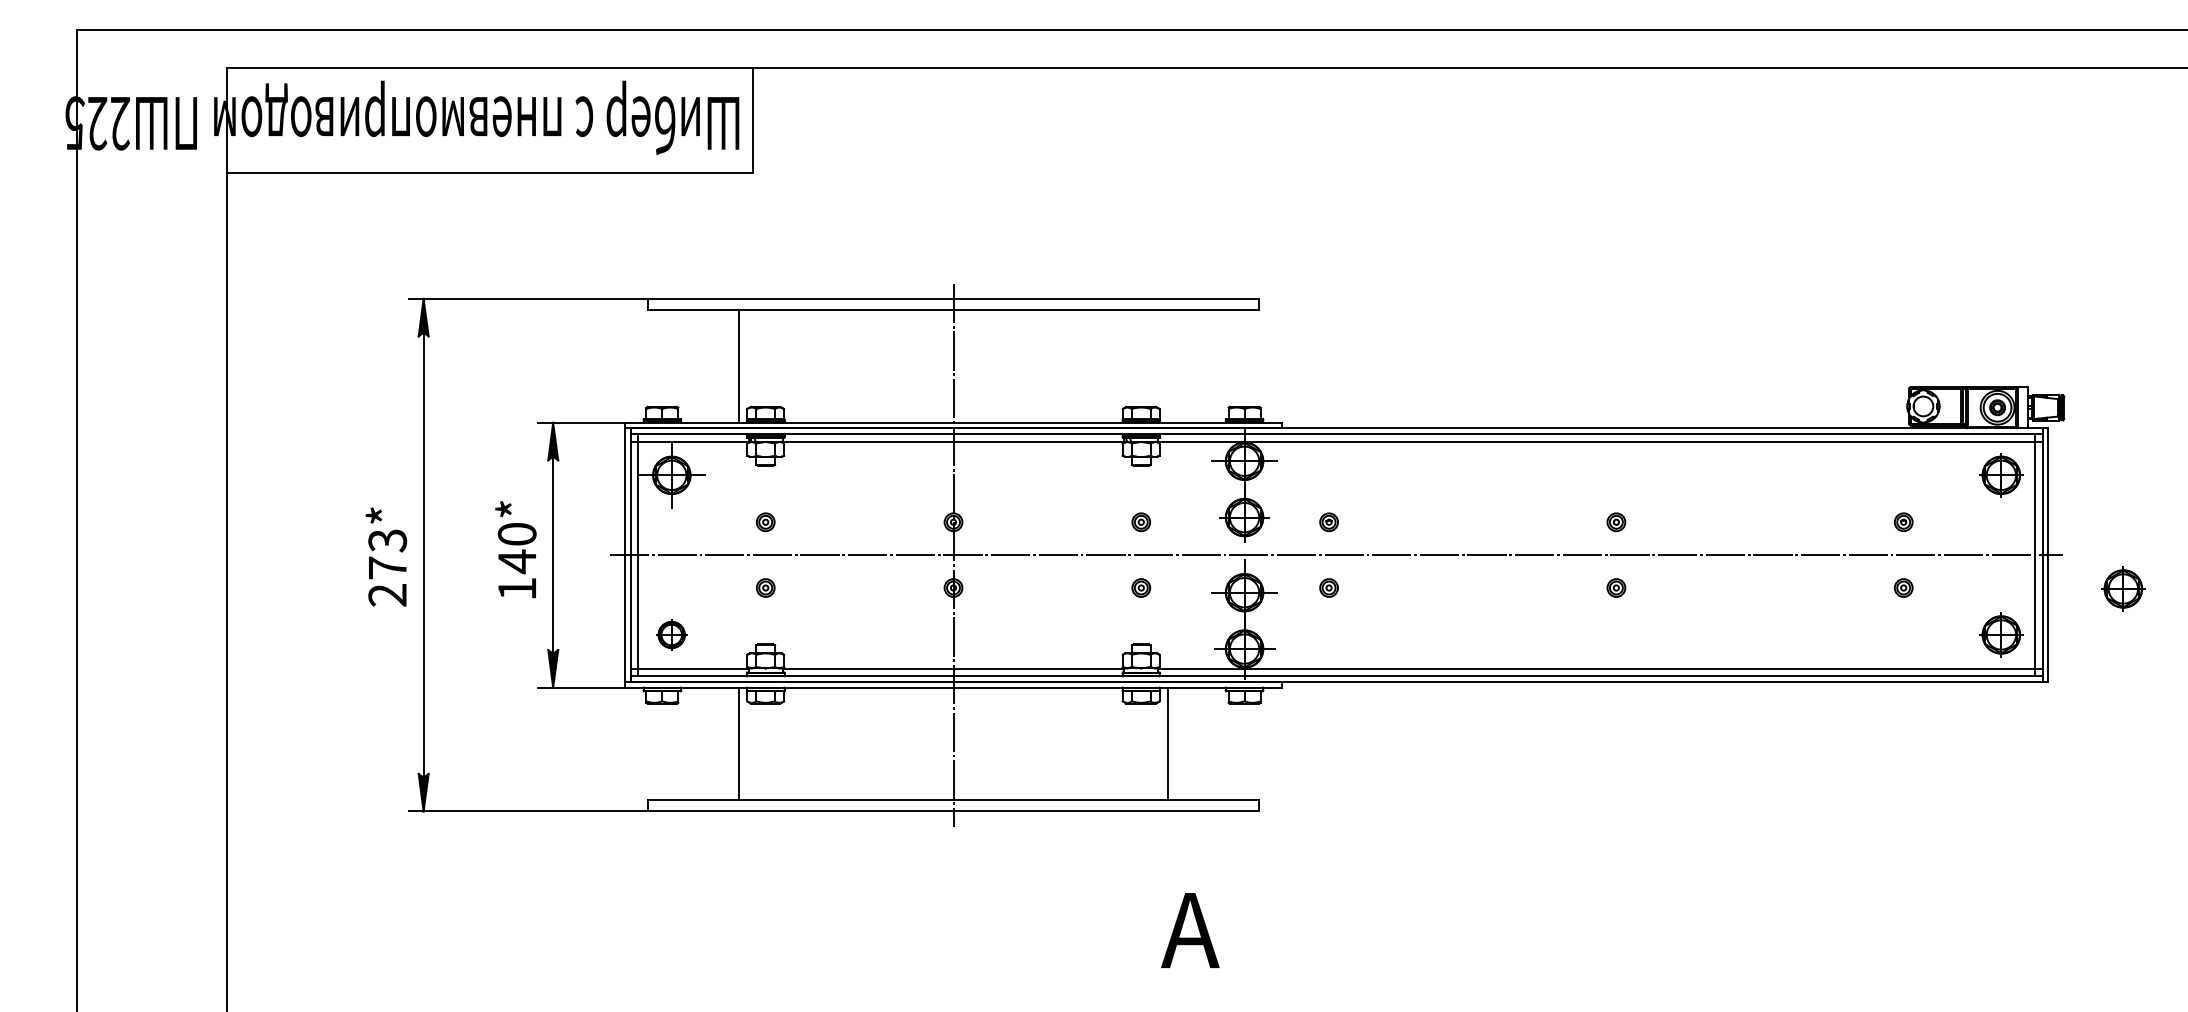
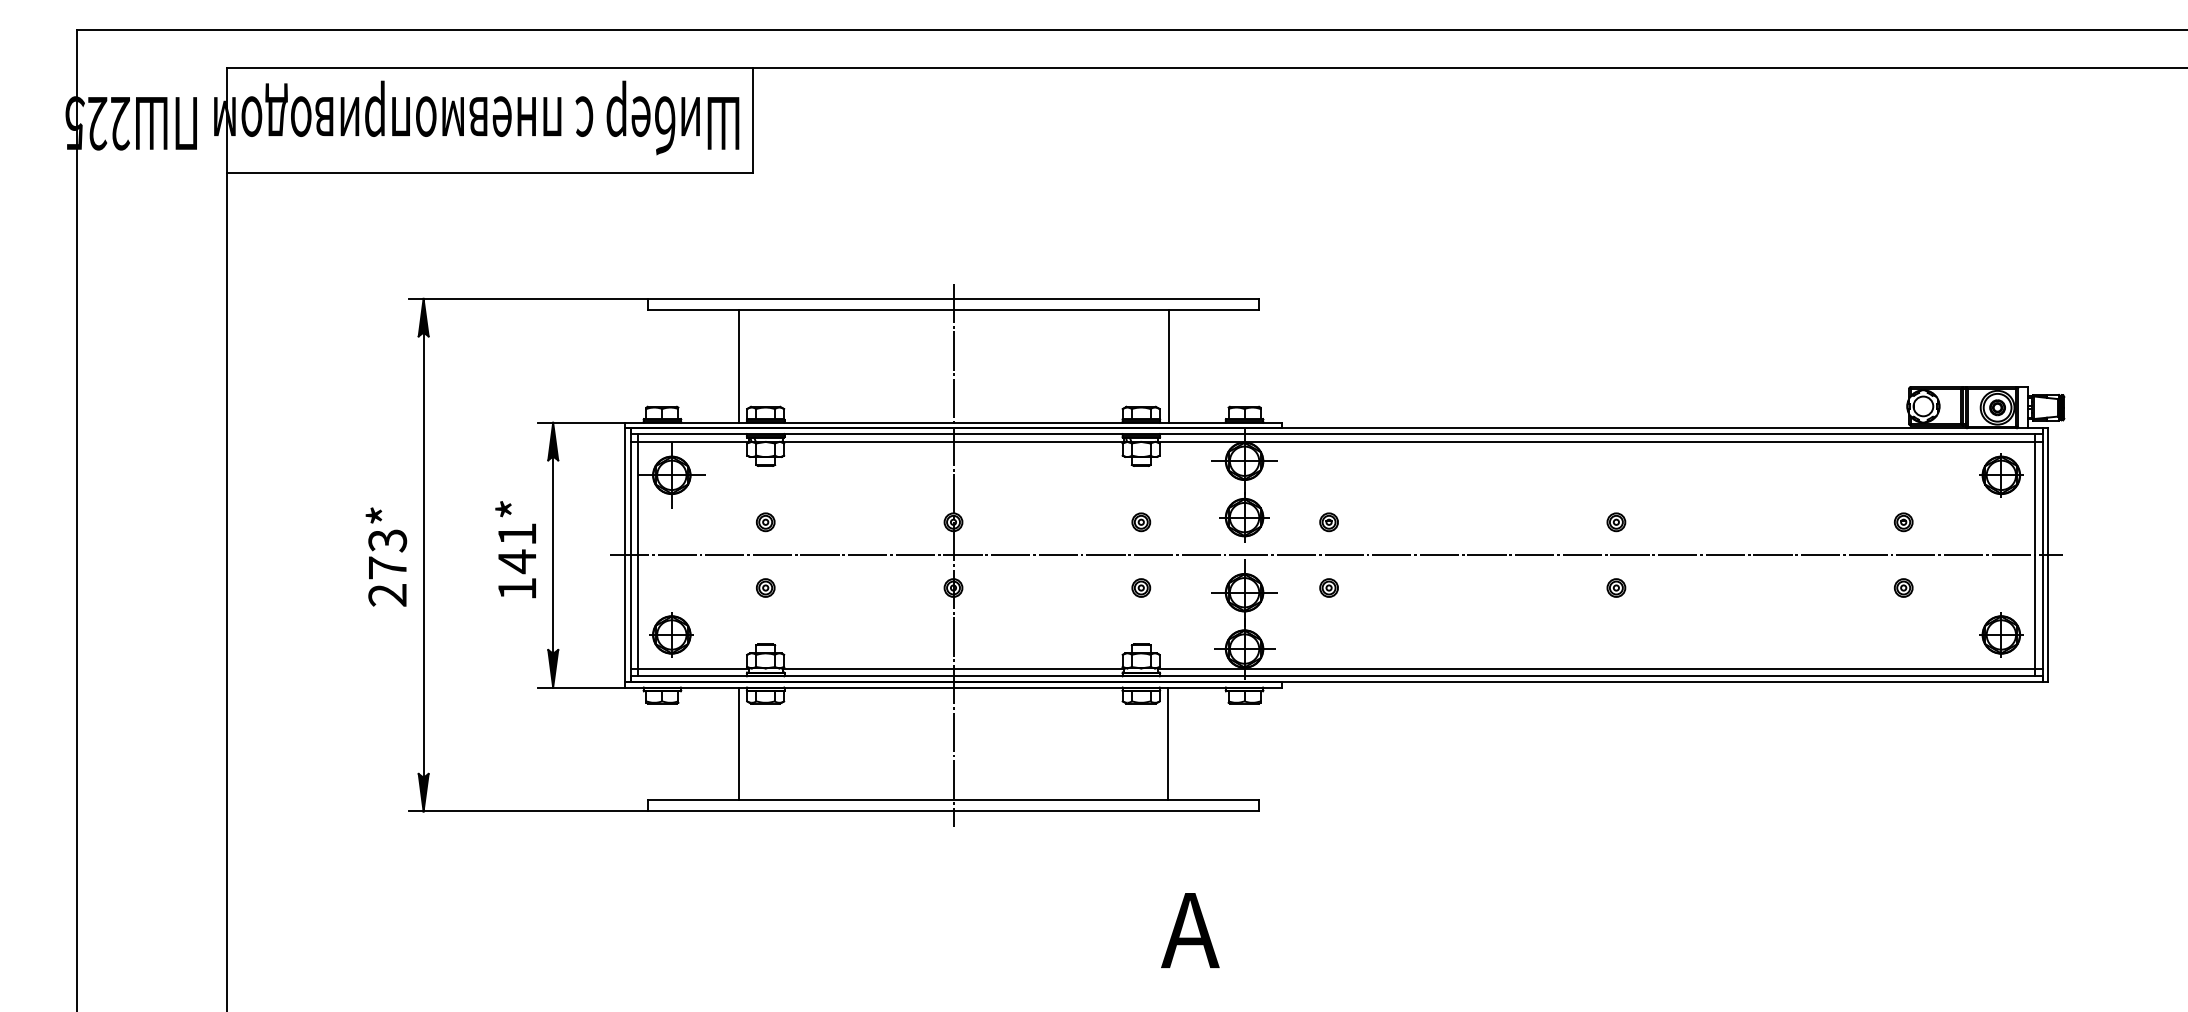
line: none -> present (1168, 366)
text: 140* -> 141* (516, 534)
part: present -> none (2123, 588)
part size: 32x32 px -> 45x46 px (671, 634)
